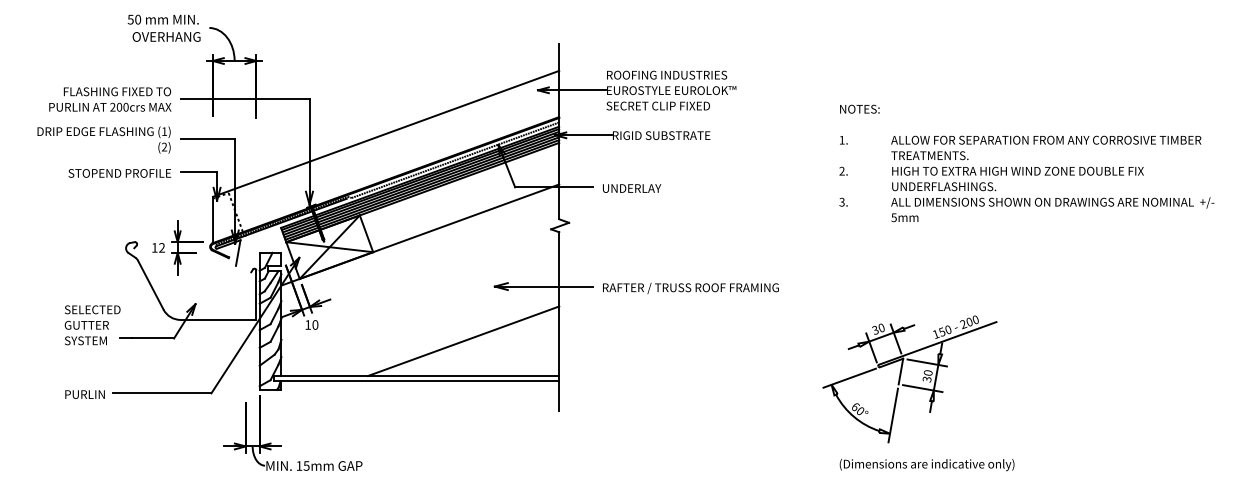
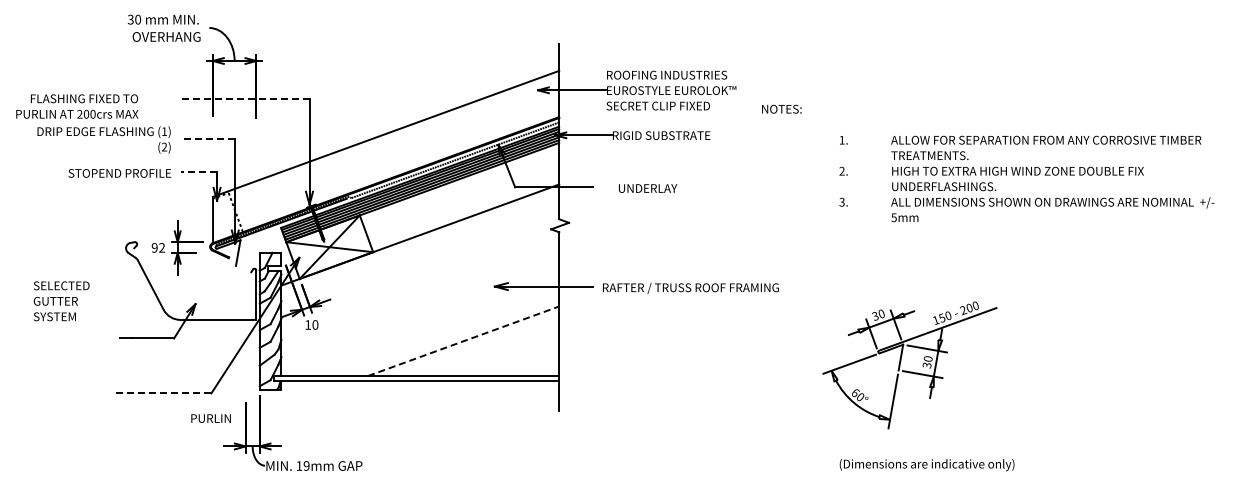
text: 50 -> 30 (130, 18)
text position: (110, 99) -> (77, 106) (77, 106)
line: solid -> dashed (244, 99)
text position: (859, 108) -> (781, 108) (781, 108)
line: solid -> dashed (207, 139)
line: solid -> dashed (198, 172)
text position: (632, 188) -> (648, 188) (648, 188)
text: 12 -> 92 (154, 247)
text position: (92, 325) -> (61, 301) (61, 301)
line: solid -> dashed (463, 341)
part position: (909, 379) -> (909, 365) (909, 365)
line: solid -> dashed (161, 393)
text position: (84, 394) -> (210, 418) (210, 418)
text: 15mm -> 19mm (306, 465)
